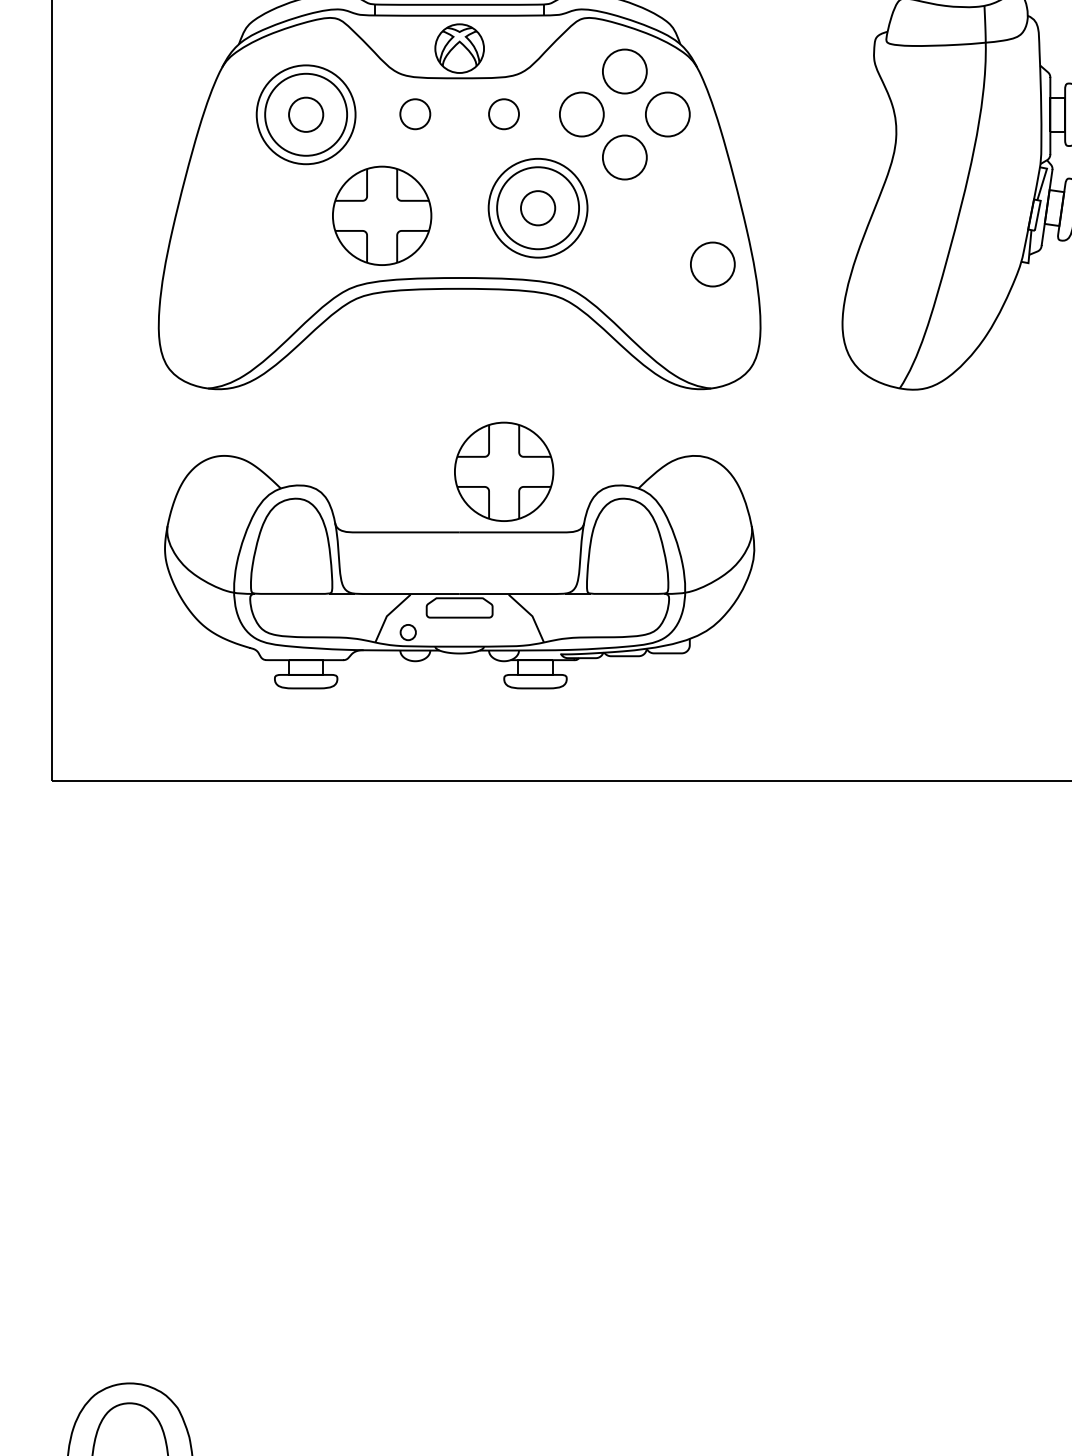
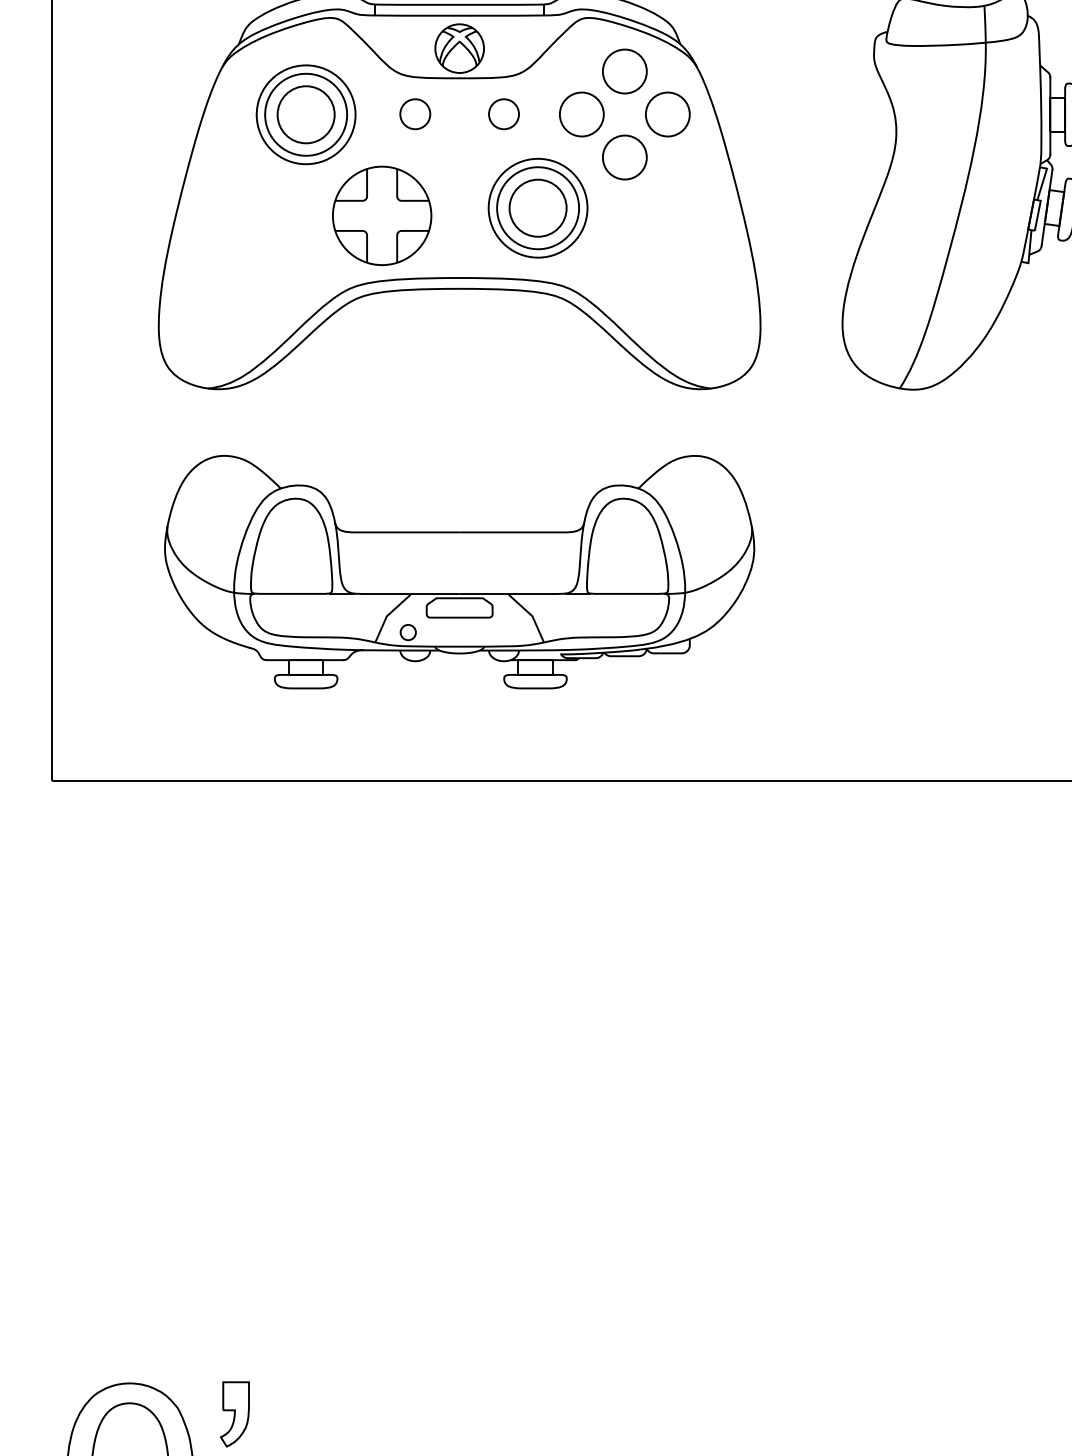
circle diameter: 34 px -> 57 px (305, 114)
circle diameter: 34 px -> 57 px (537, 207)
circle: present -> none (712, 264)
part: present -> none (504, 471)
part: none -> present (234, 1414)
